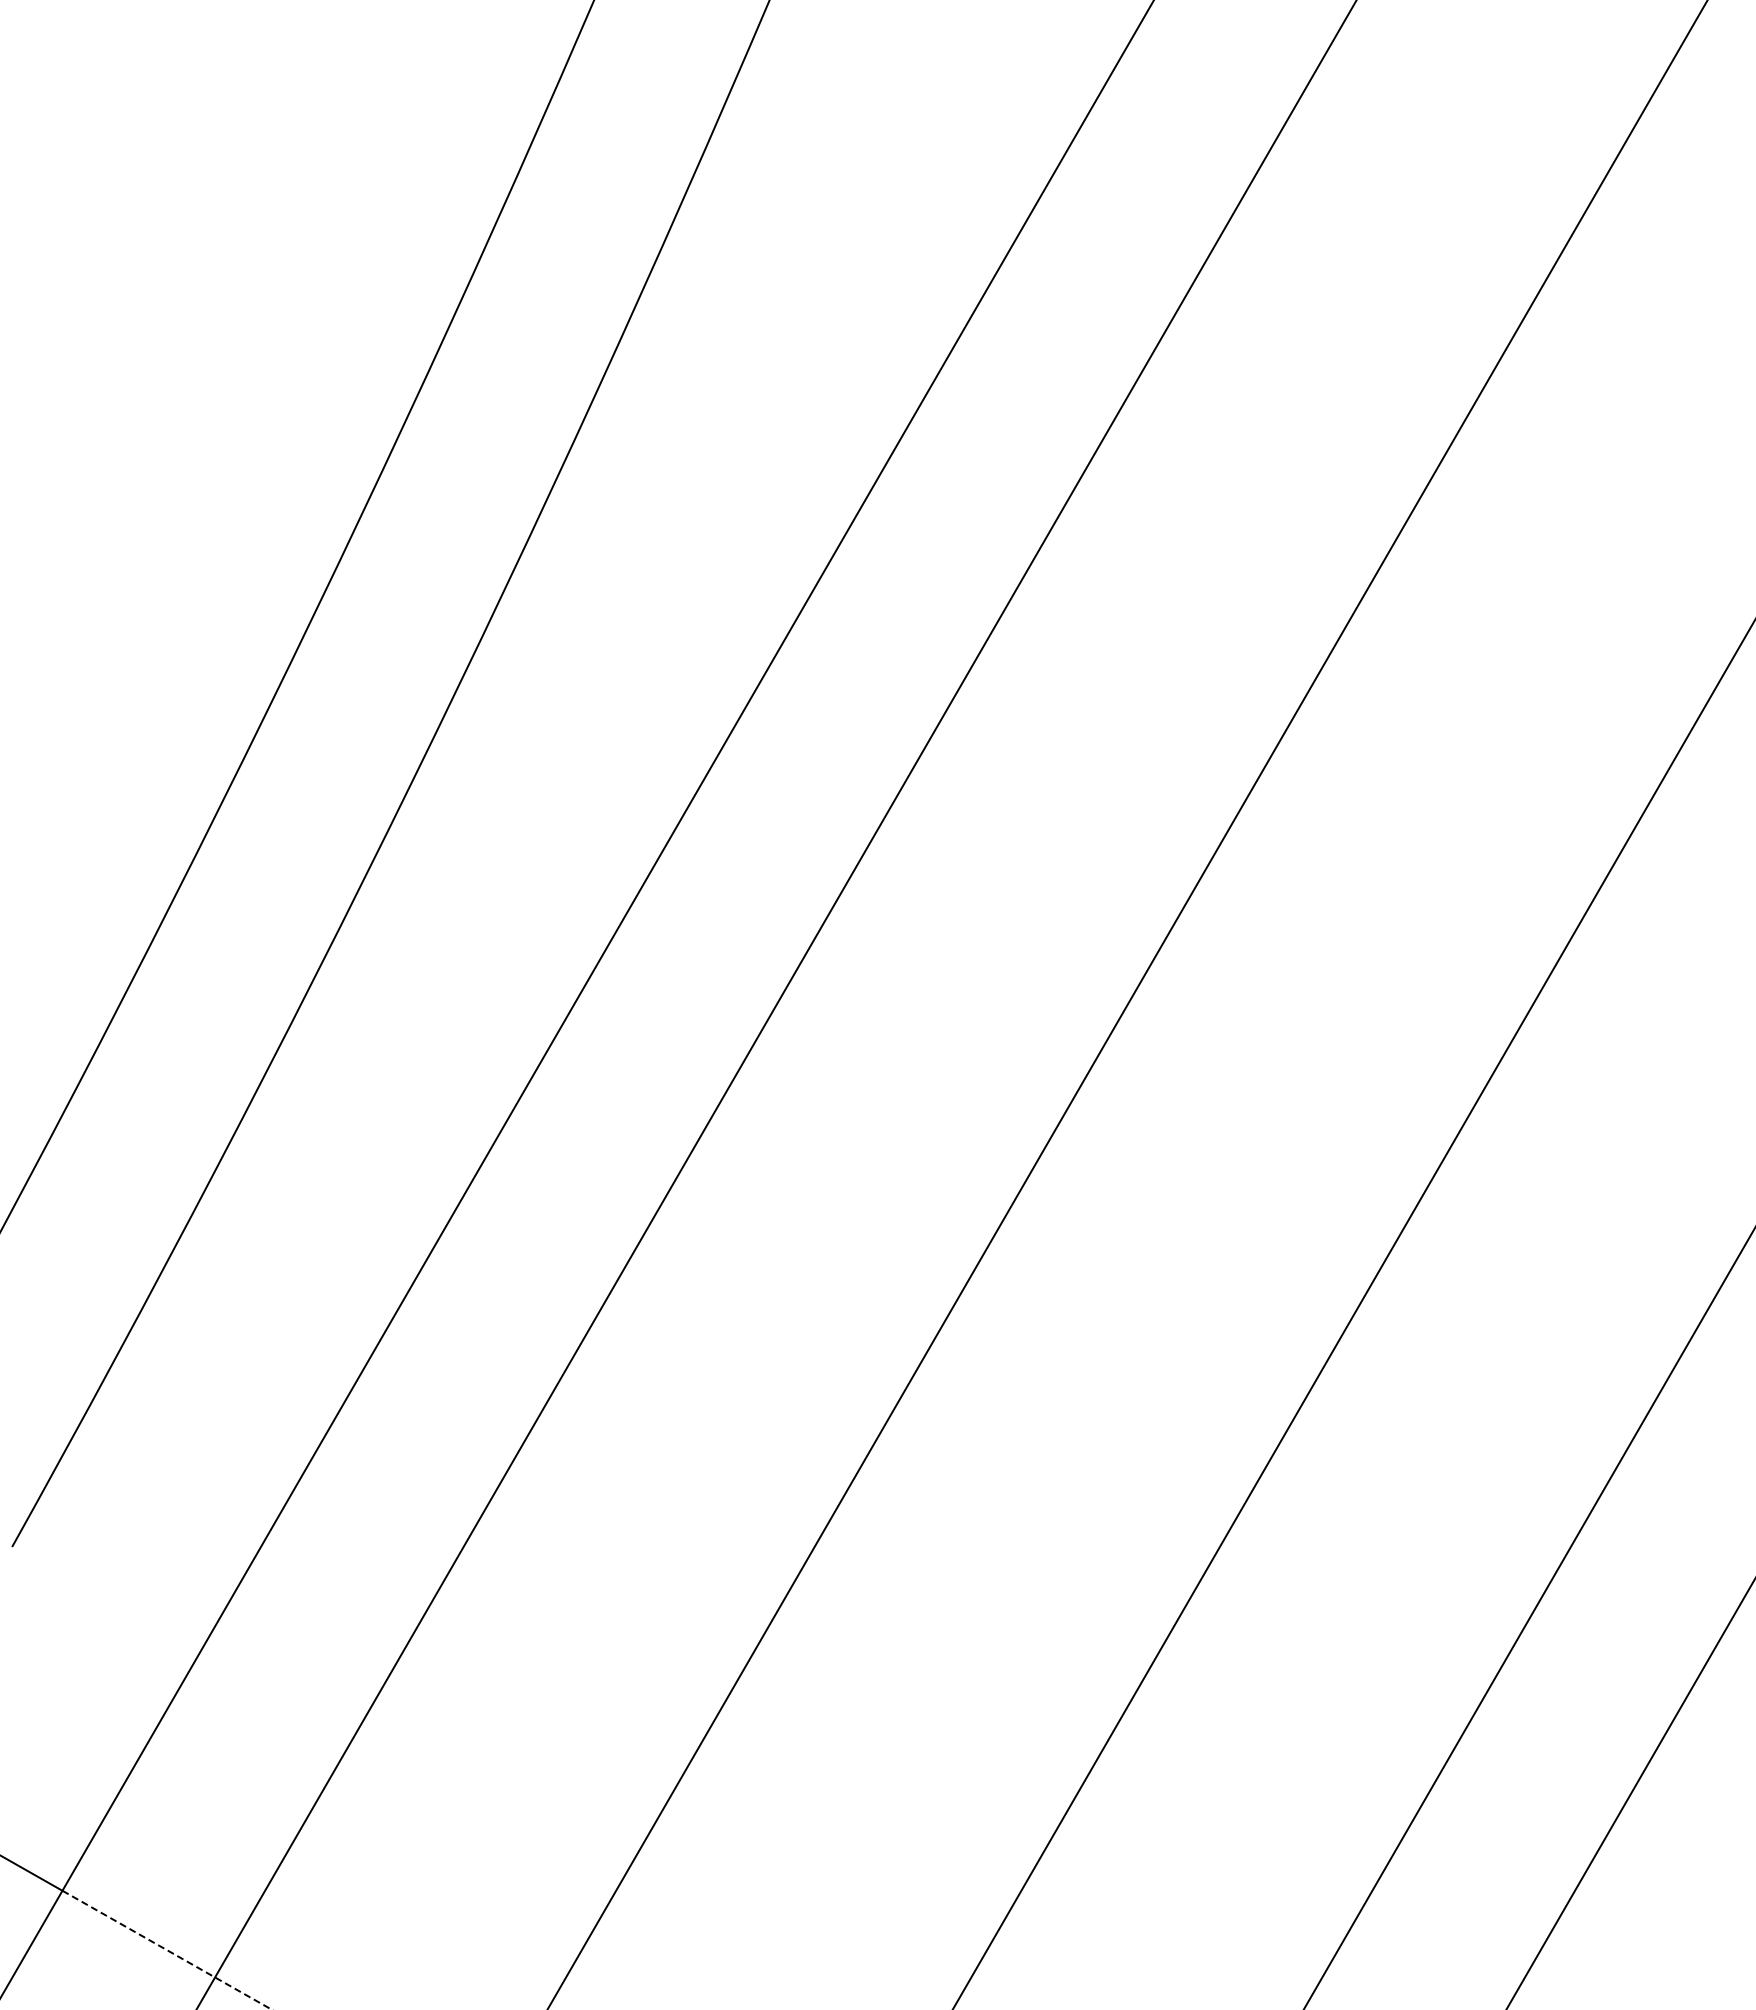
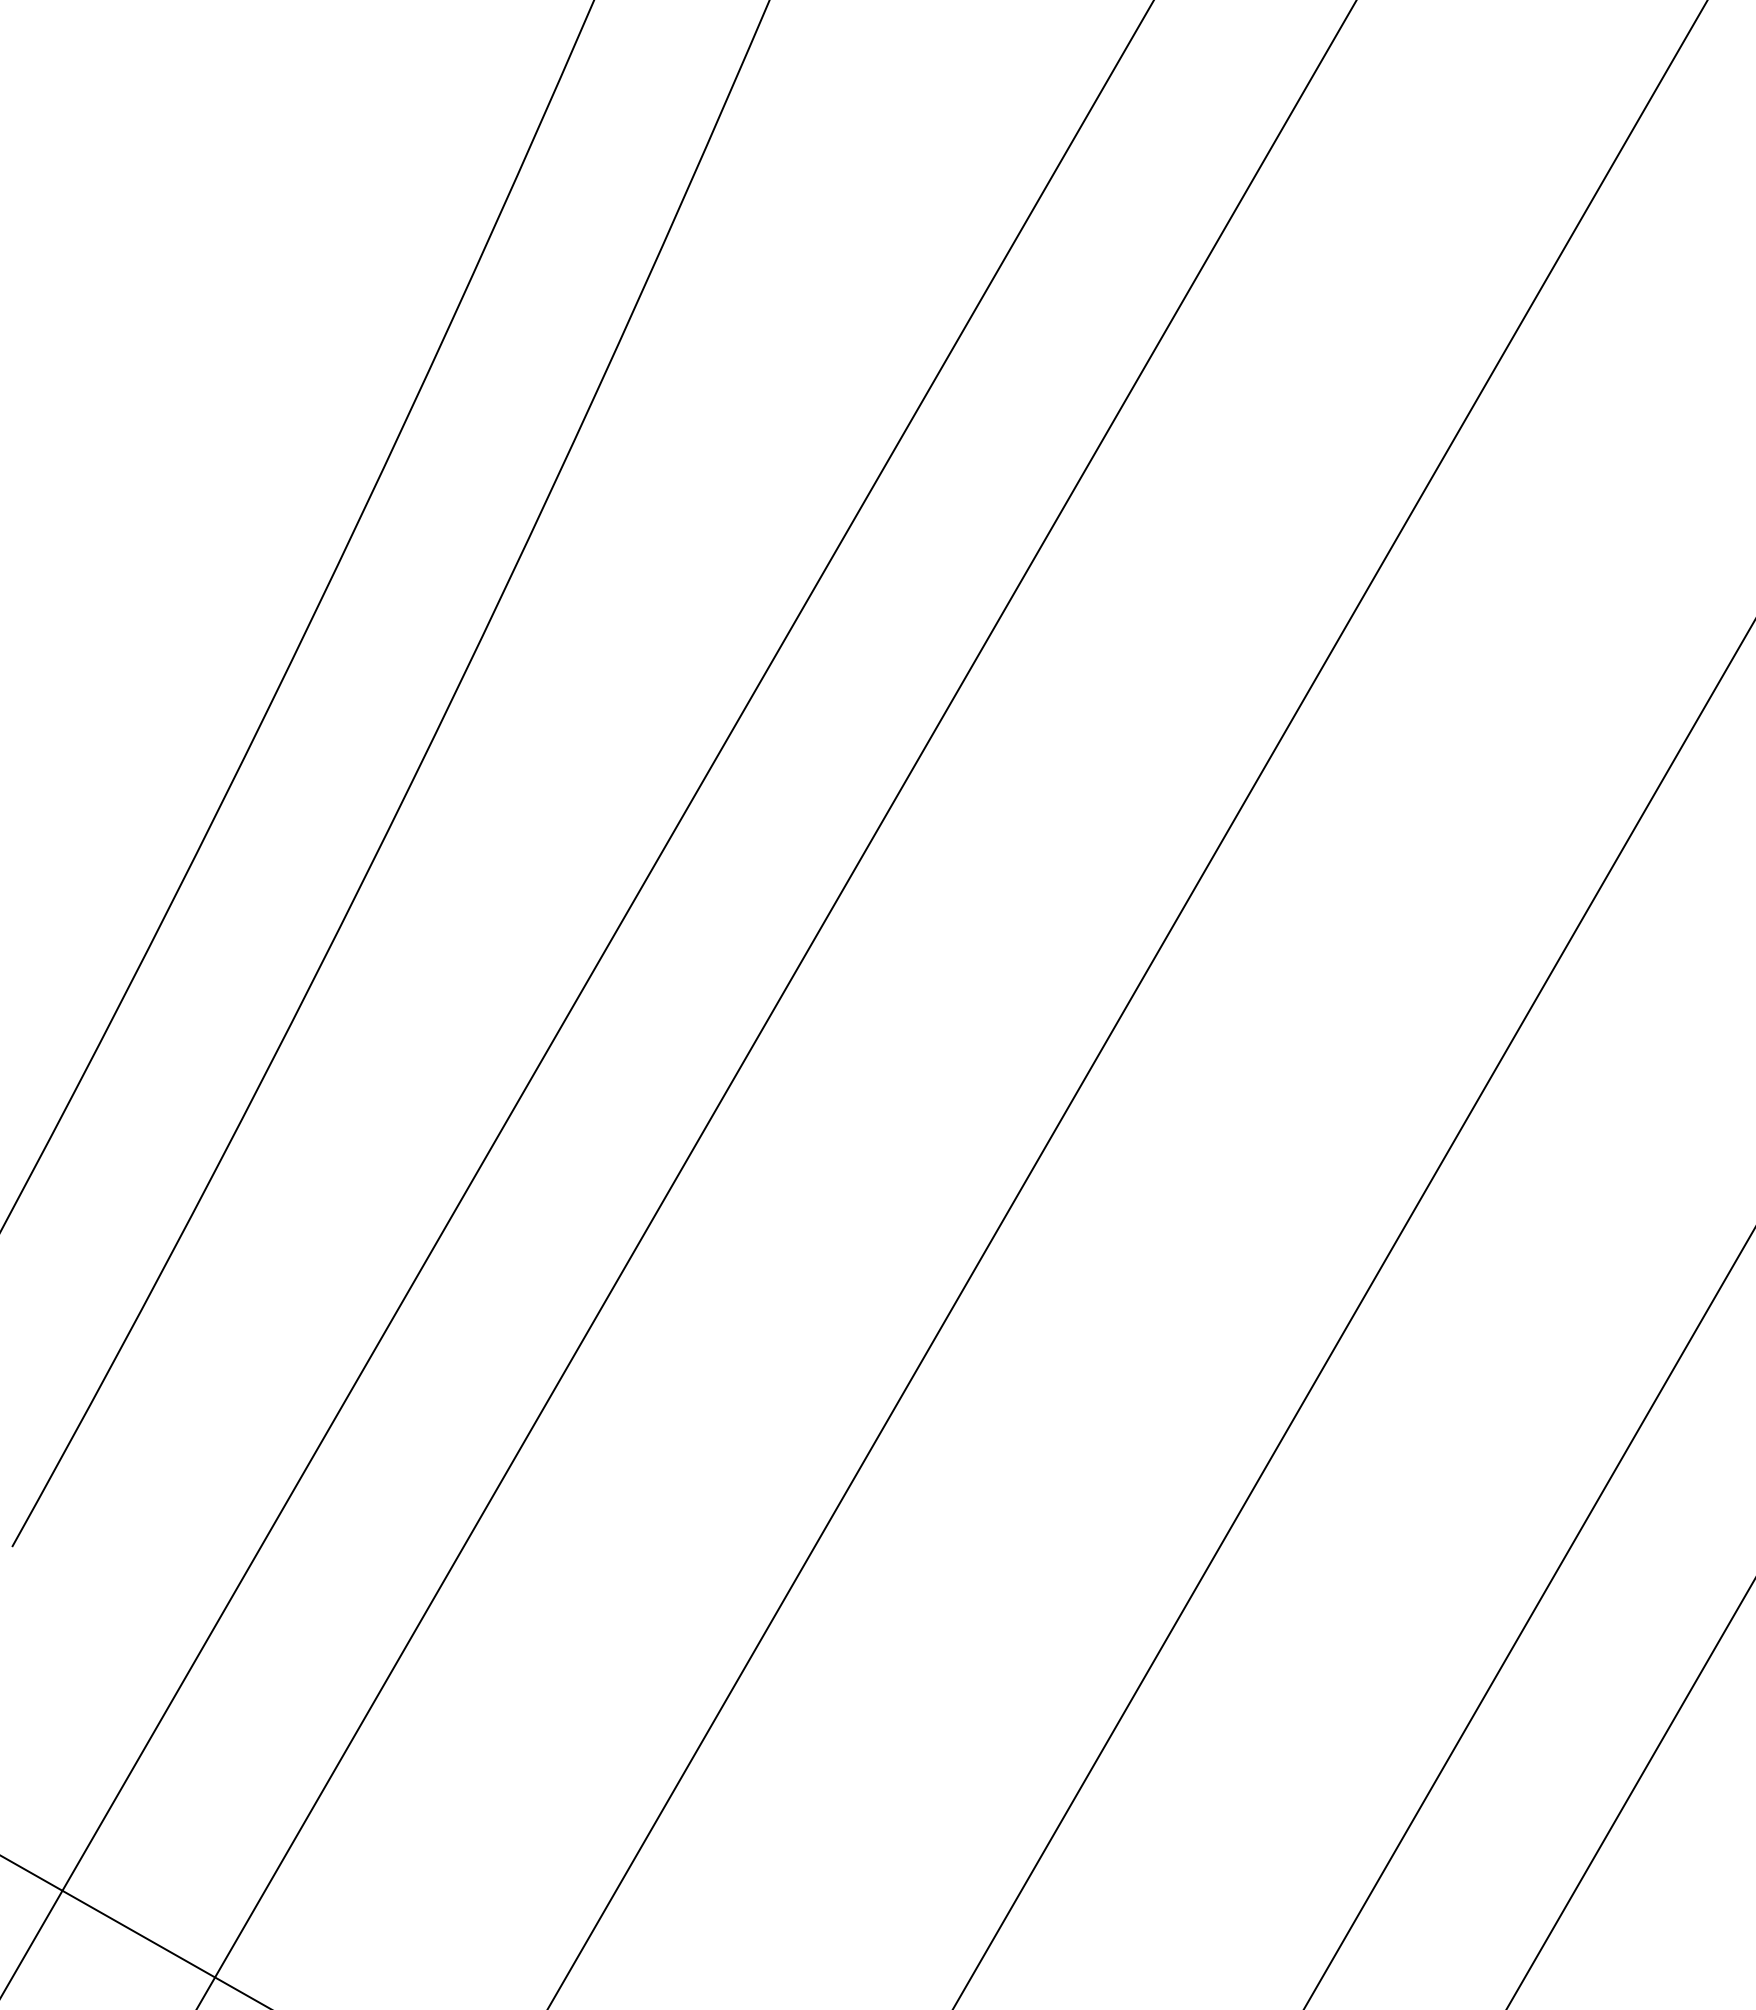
line: dashed -> solid (167, 1950)
